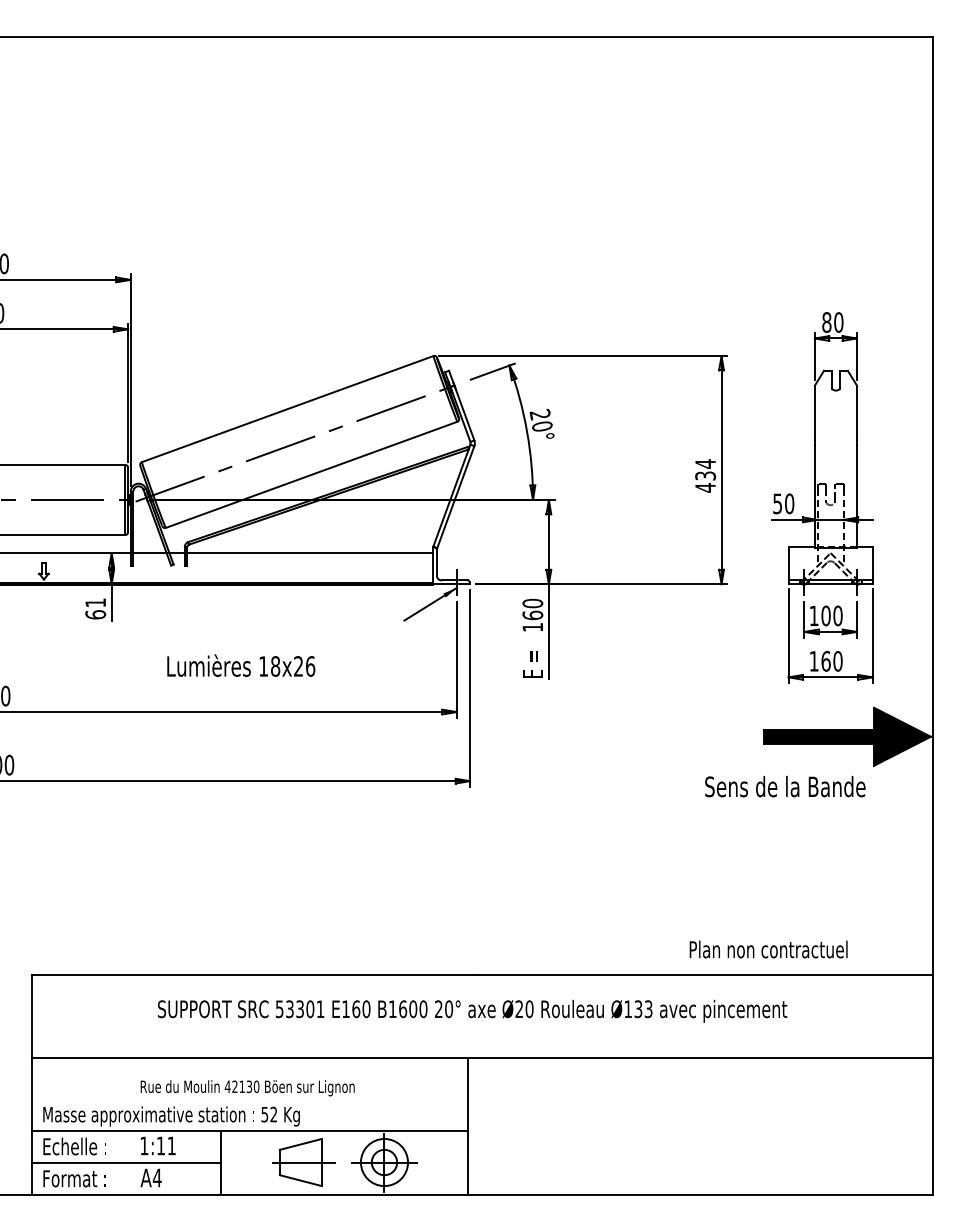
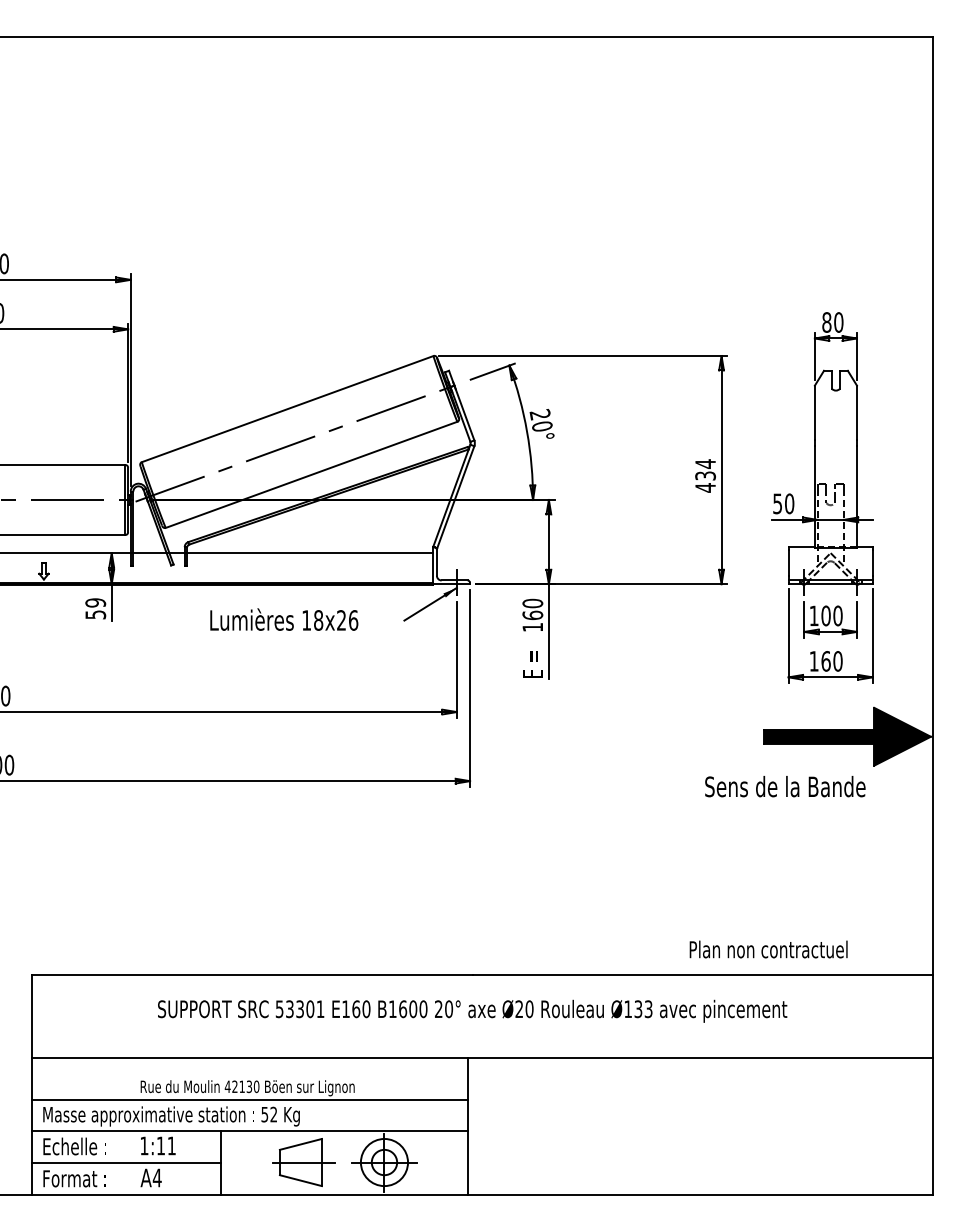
text: 61 -> 59 (95, 608)
text position: (241, 665) -> (284, 619) (284, 619)
line: none -> present (250, 1099)
